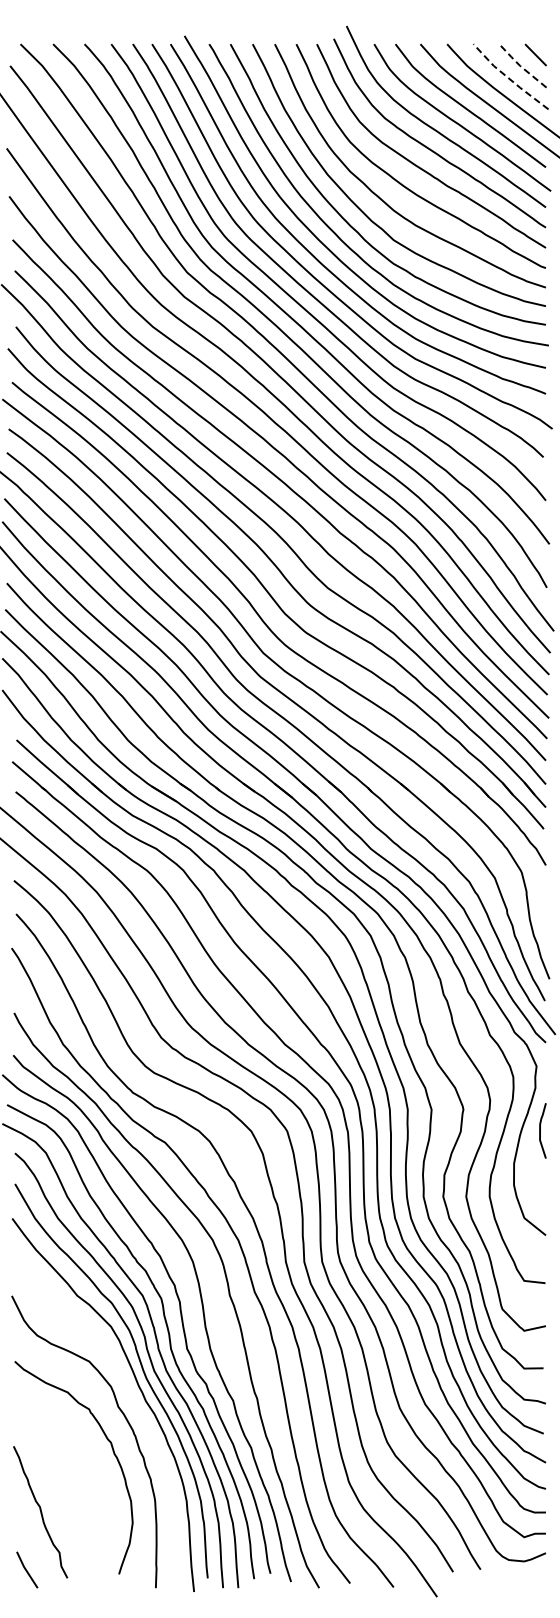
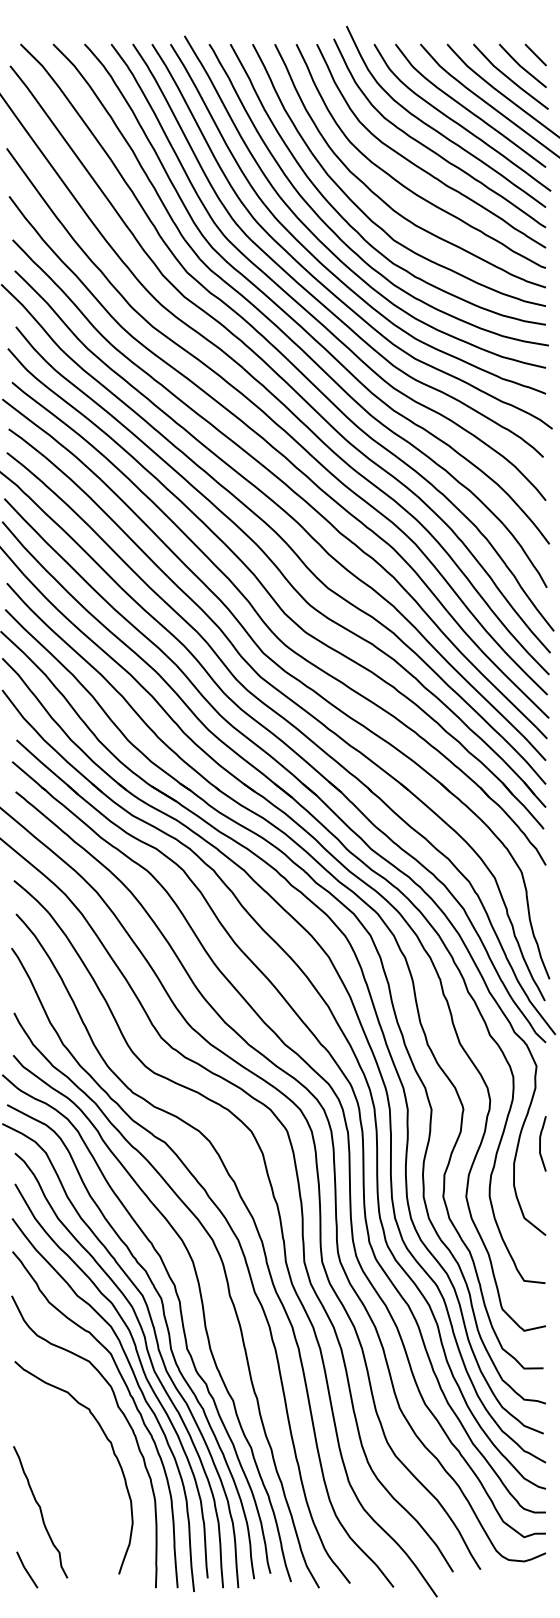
line: dashed -> solid (520, 66)
line: dashed -> solid (508, 78)
curve position: (540, 1130) -> (540, 1143) (540, 1143)
curve: none -> present (134, 1405)
